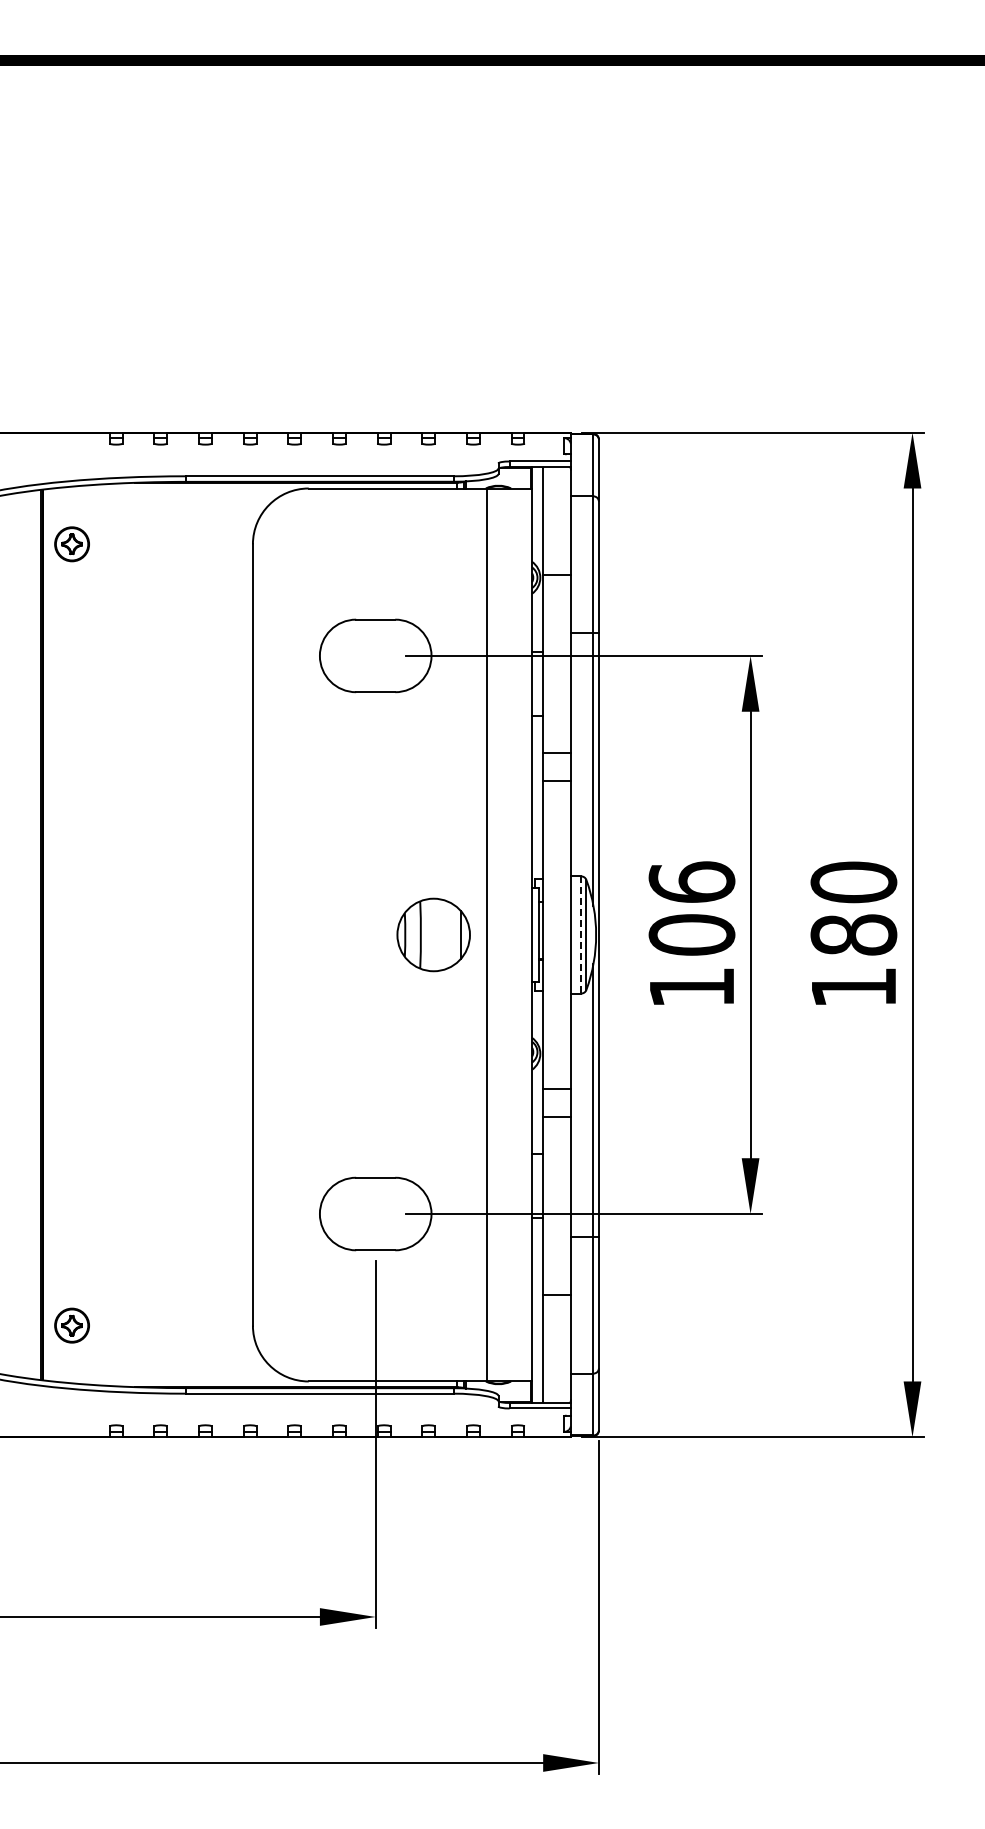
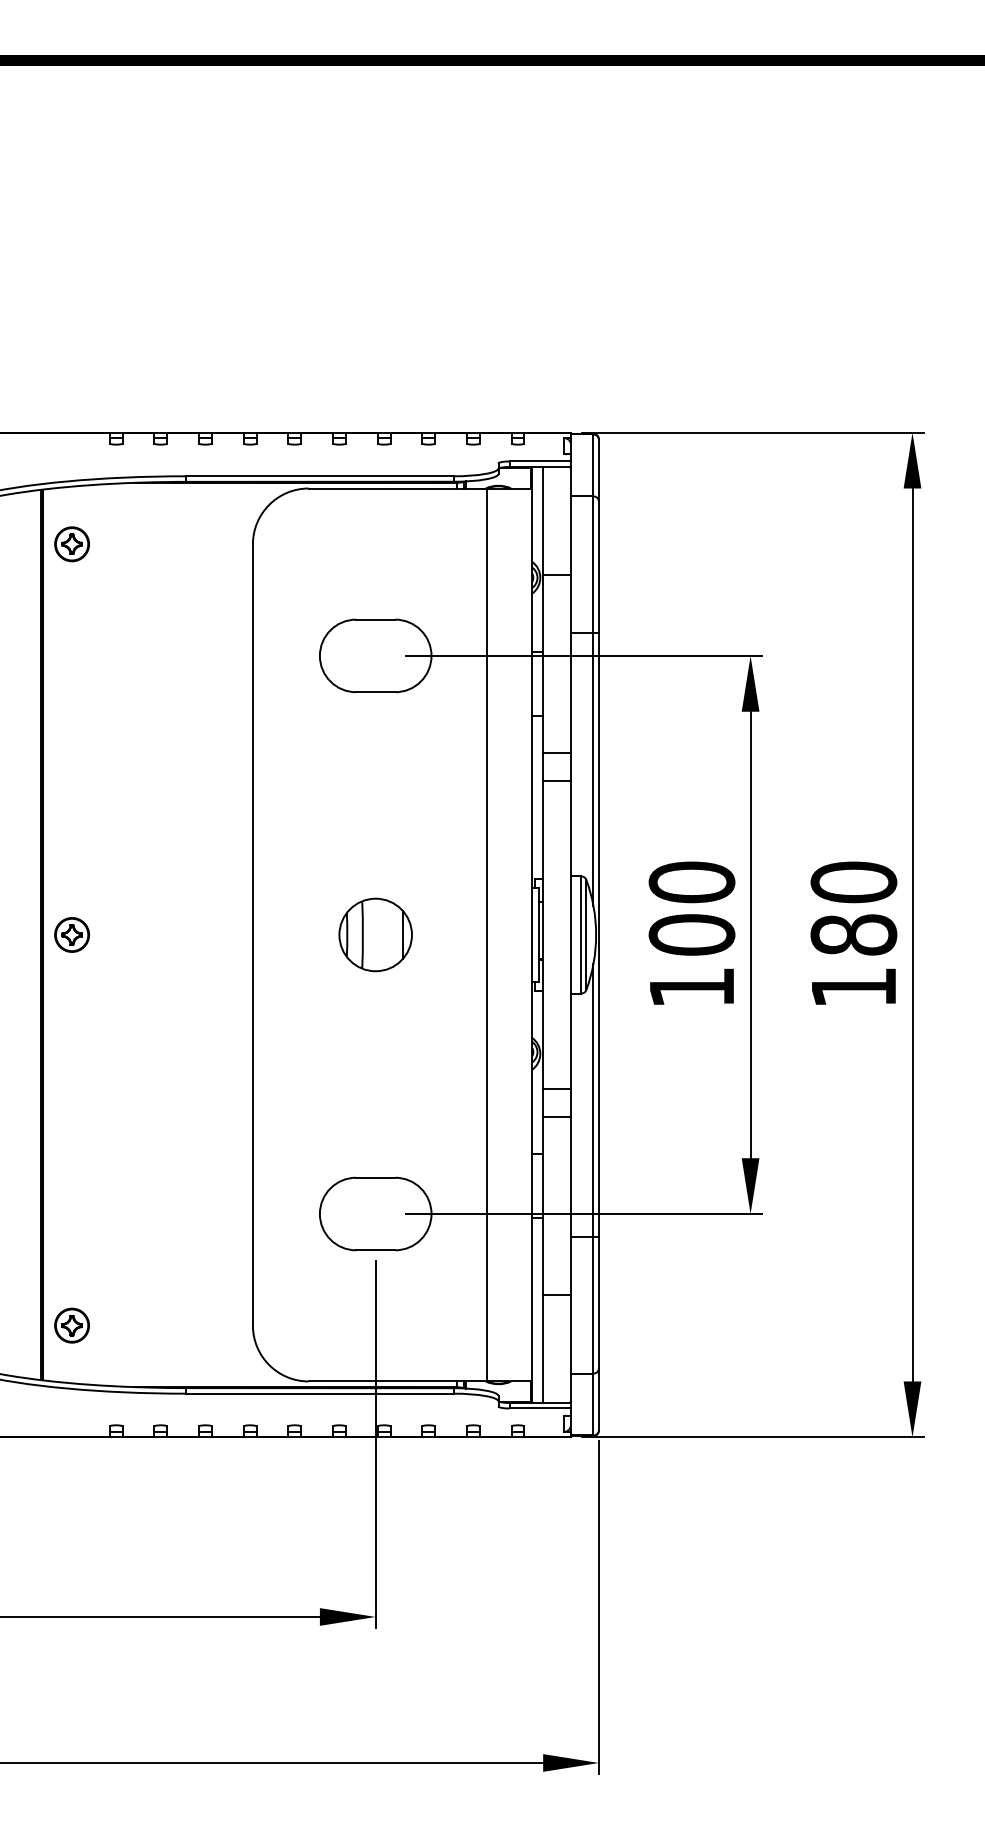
text: 106 -> 100 (691, 882)
part: none -> present (71, 934)
part position: (433, 934) -> (375, 934) (375, 934)
line: dashed -> solid (581, 934)
